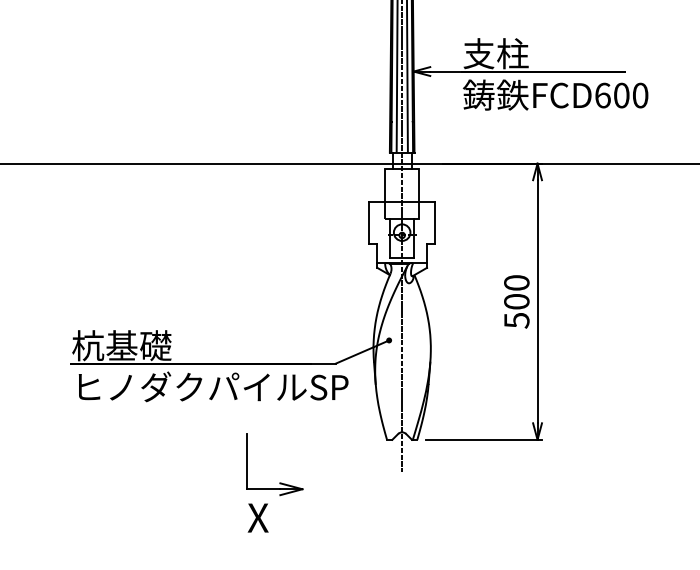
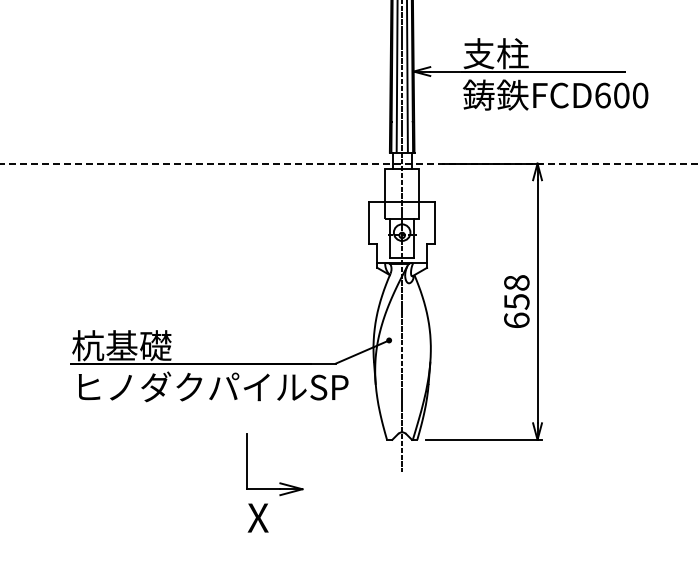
line: solid -> dashed (349, 163)
text: 500 -> 658 (516, 301)
